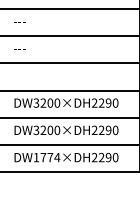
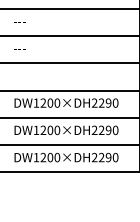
text: DW3200×DH2290 -> DW1200×DH2290 (36, 102)
text: DW3200×DH2290 -> DW1200×DH2290 (36, 130)
text: DW1774×DH2290 -> DW1200×DH2290 (50, 157)
